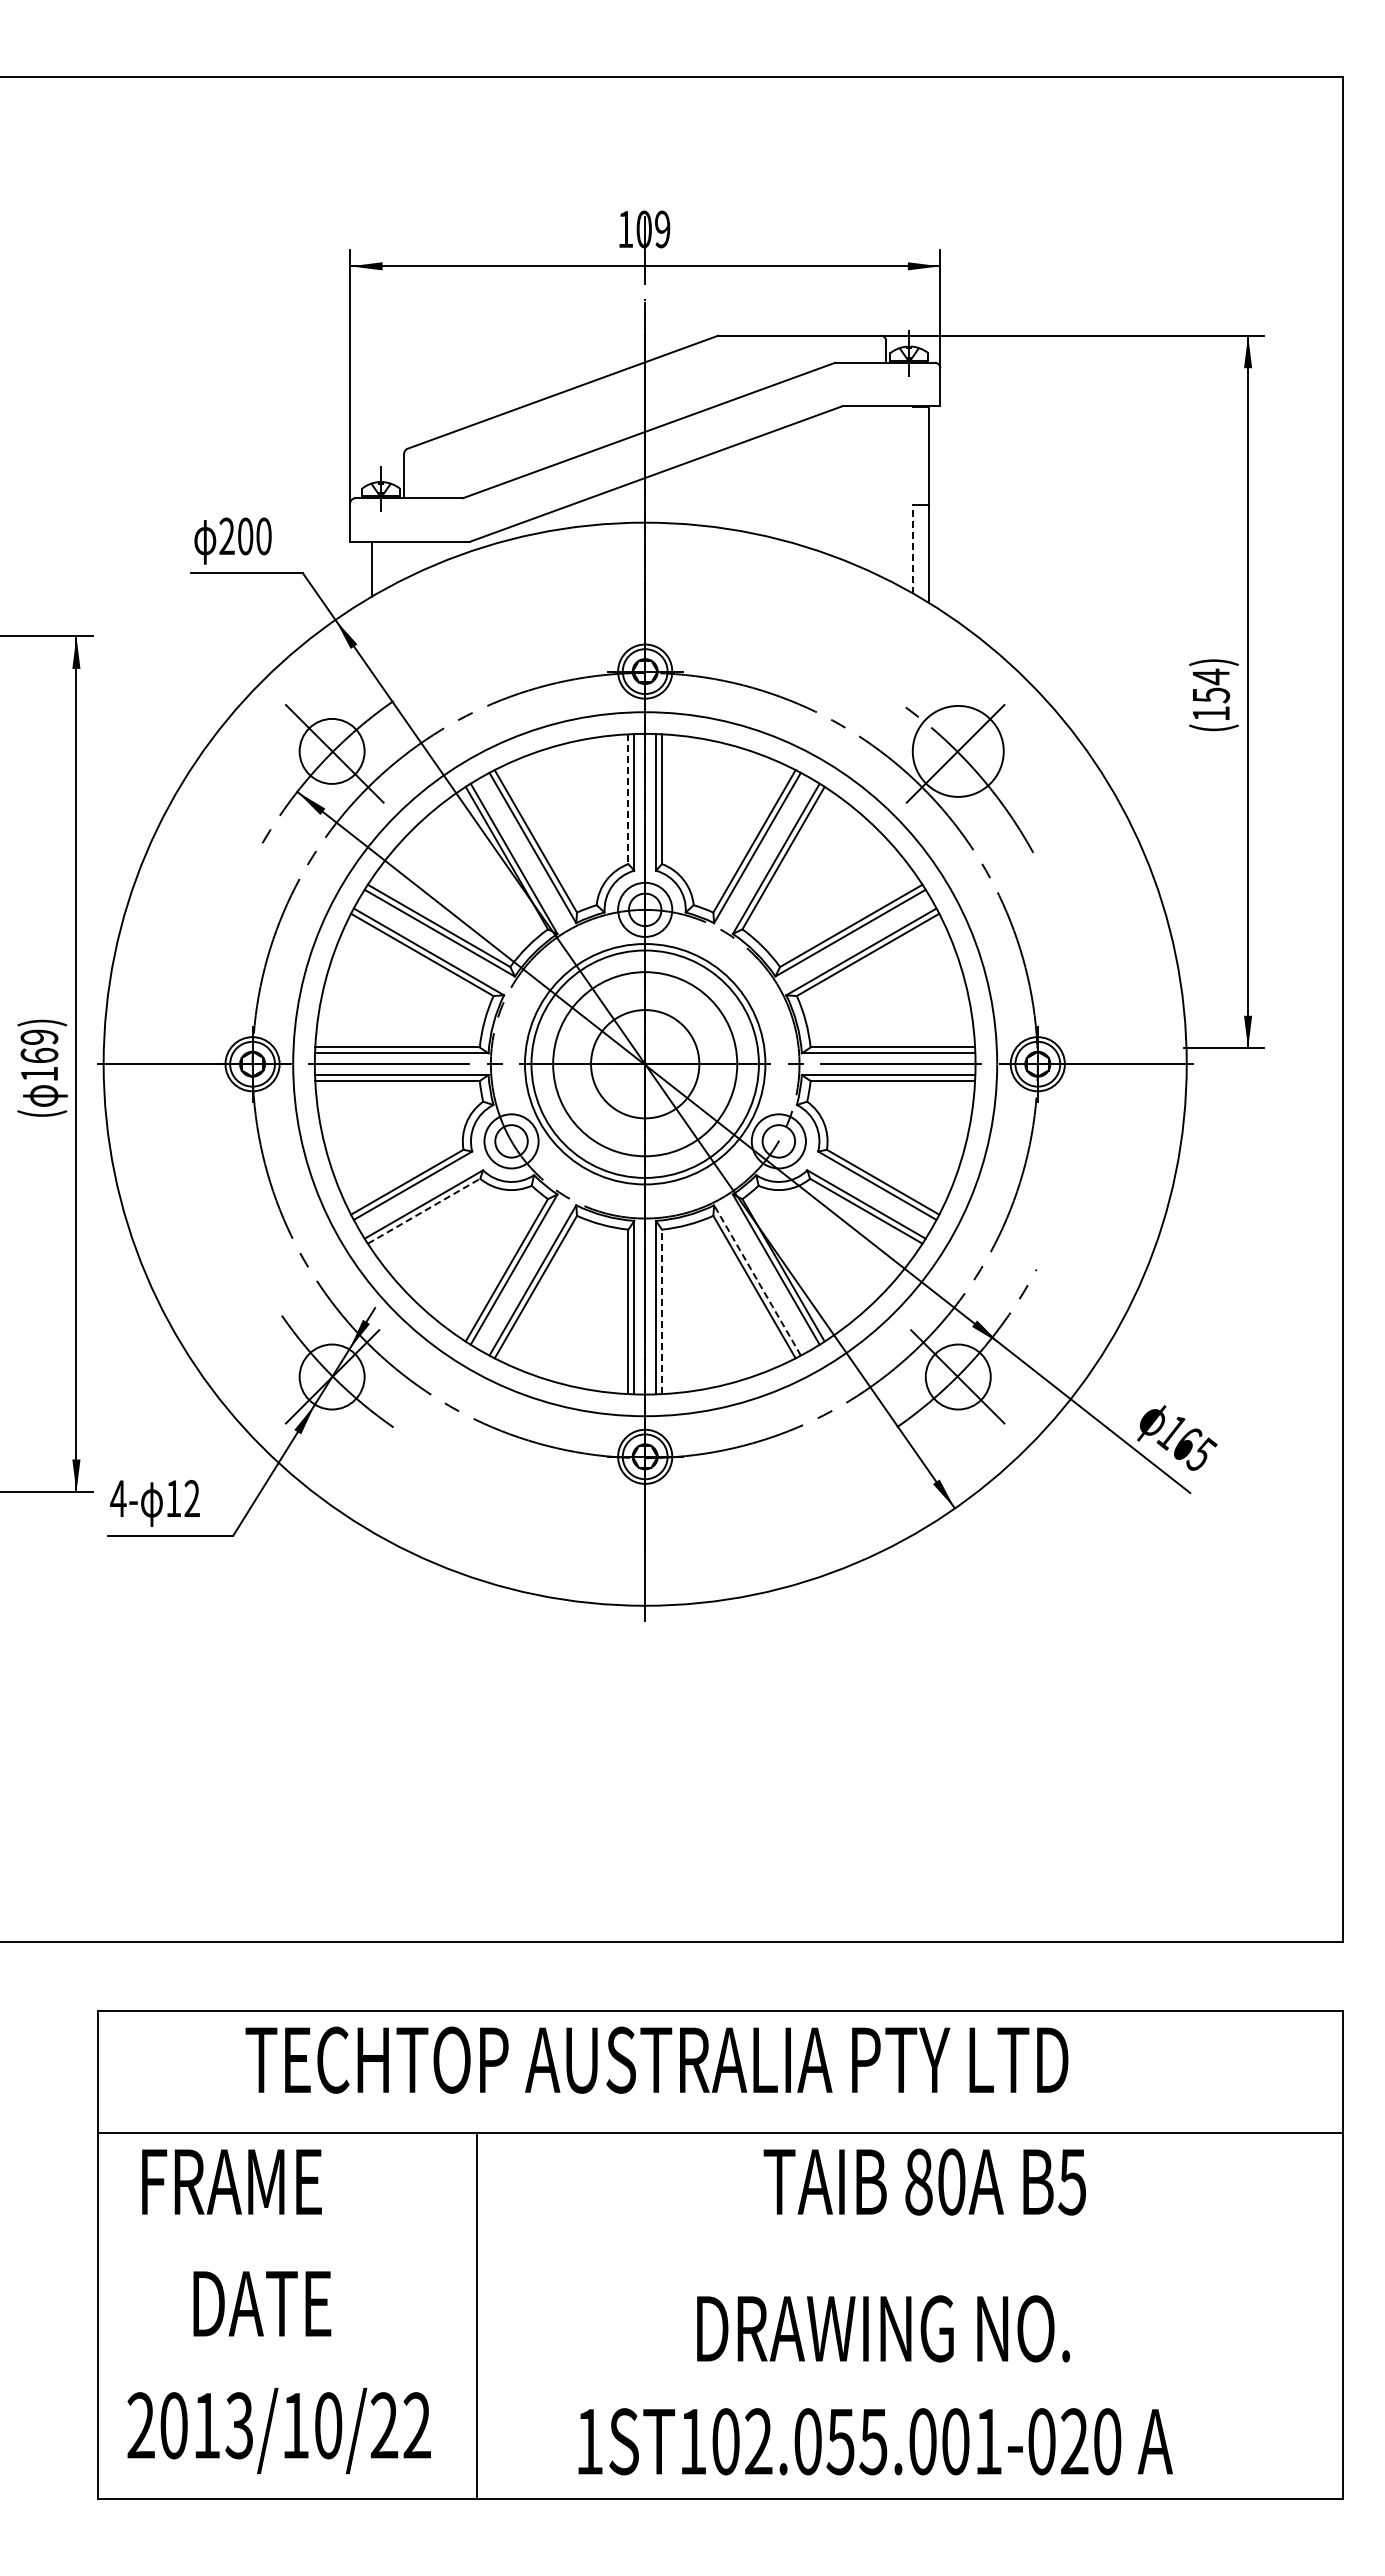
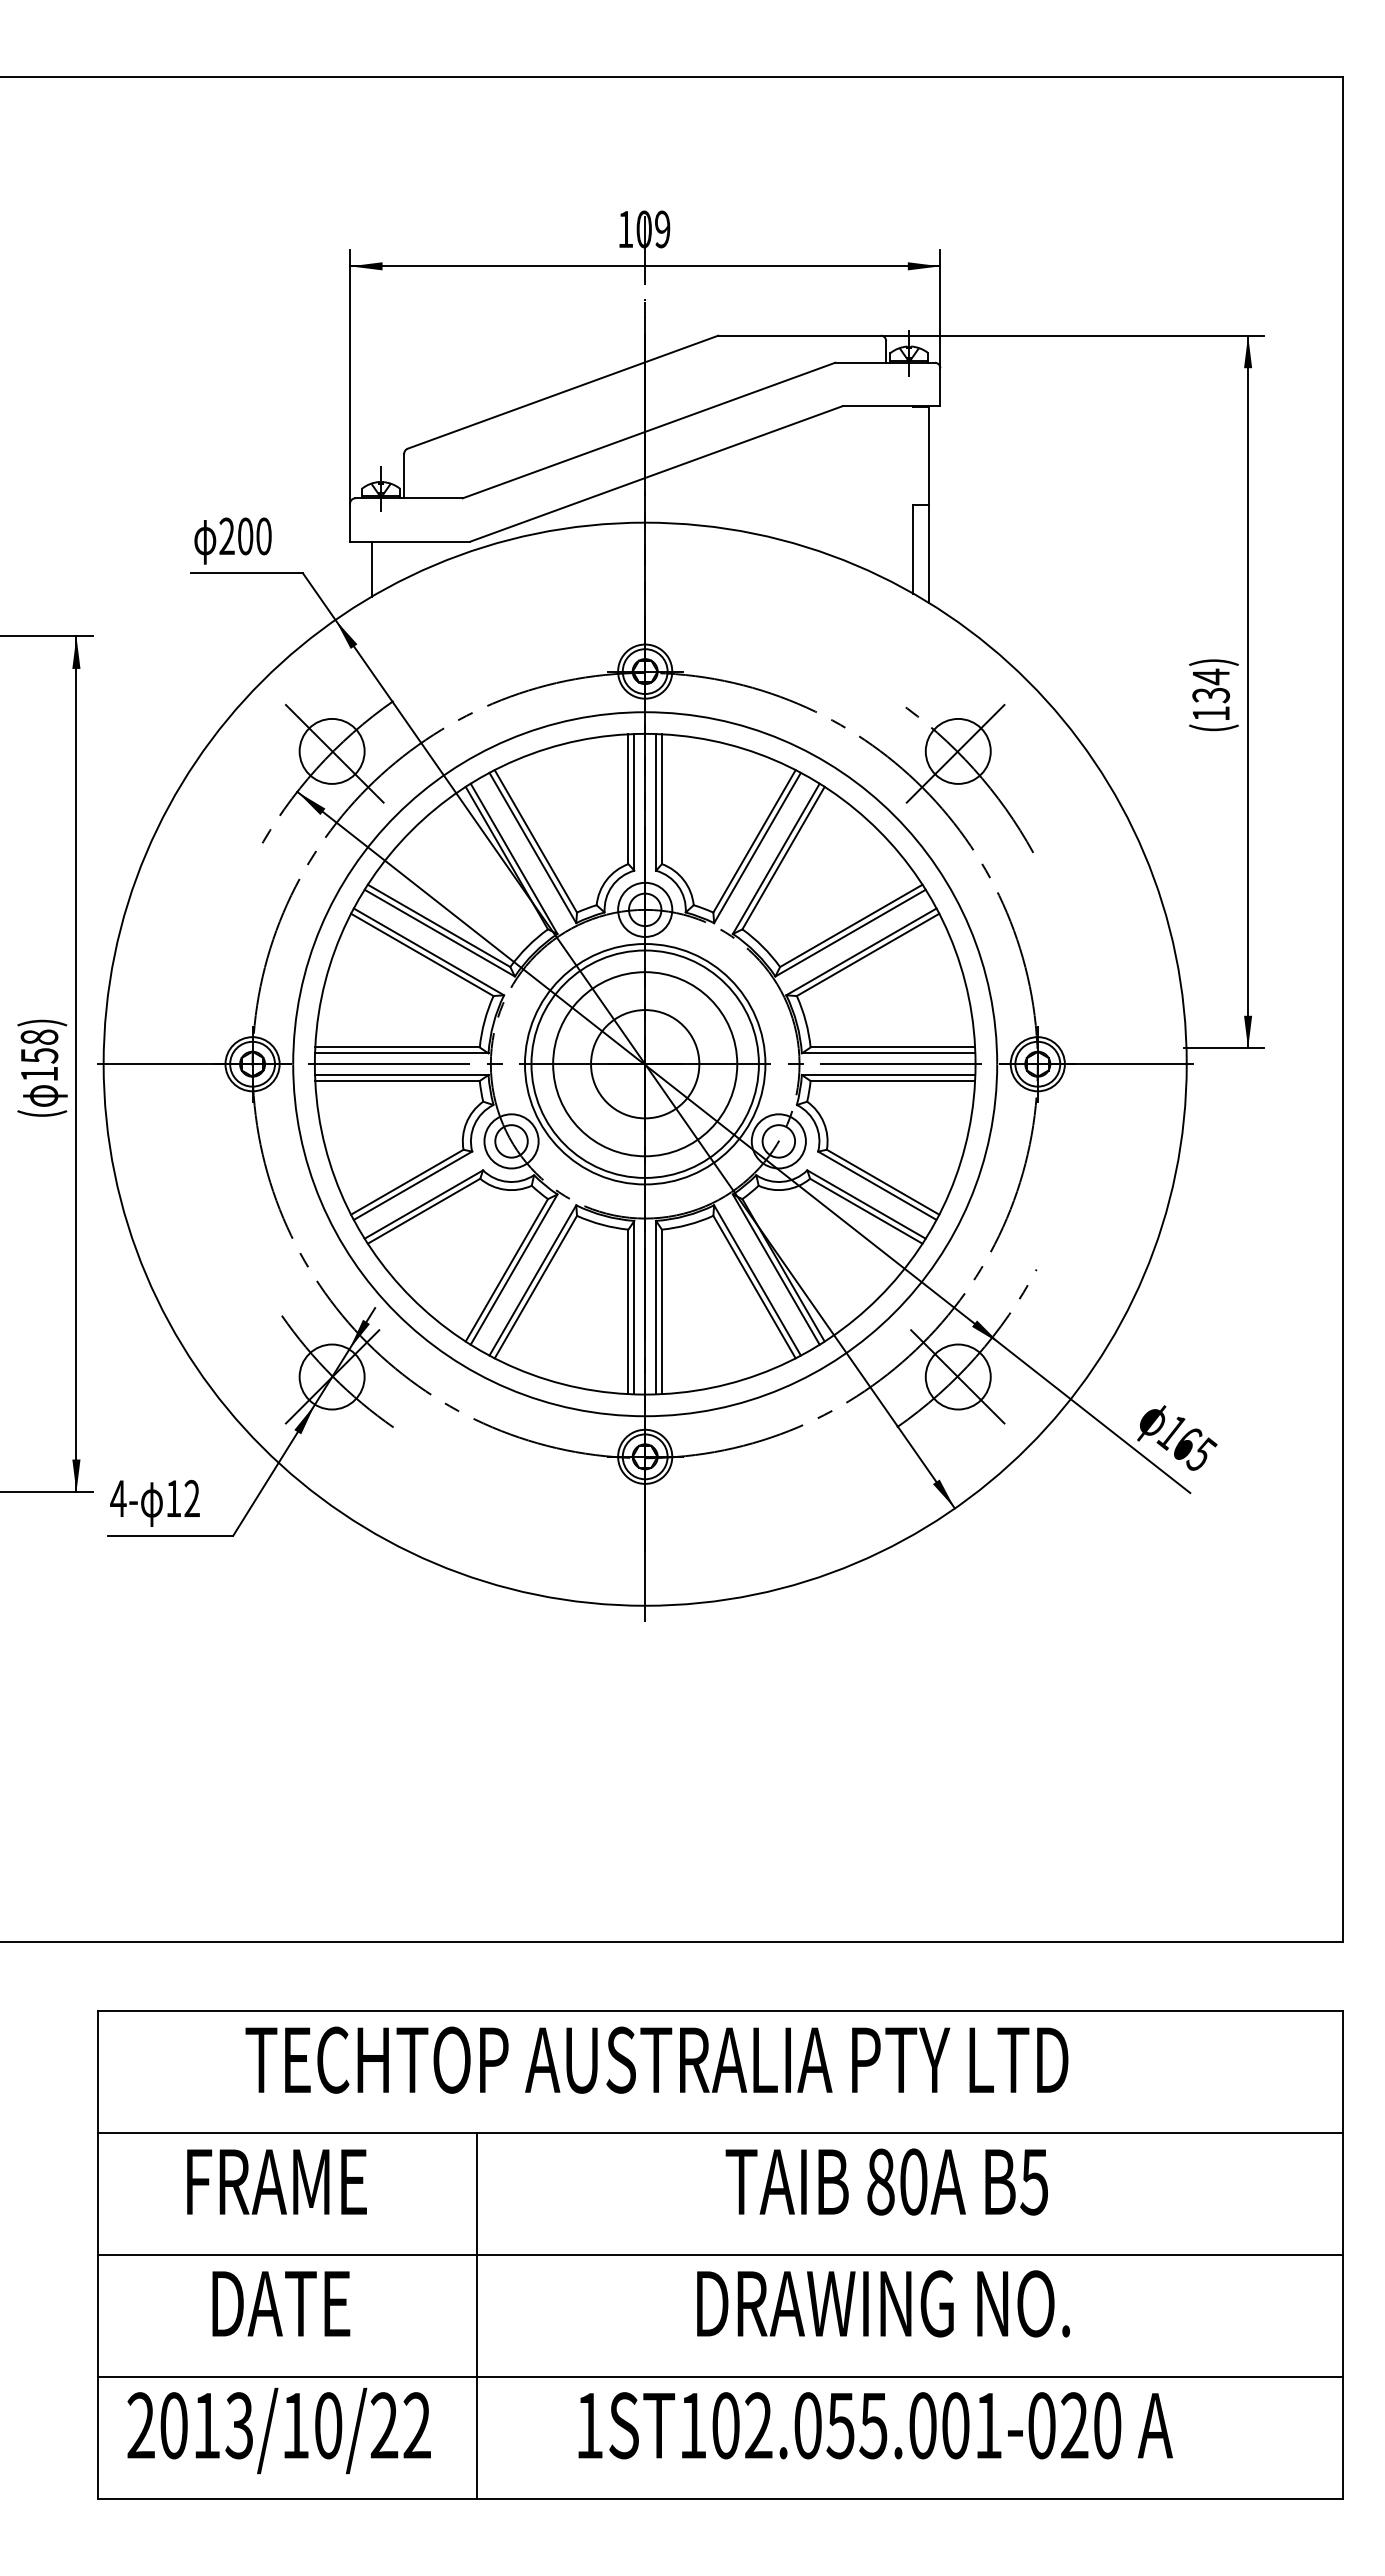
line: dashed -> solid (913, 549)
text: (154) -> (134) (1210, 695)
circle diameter: 91 px -> 65 px (957, 750)
line: dashed -> solid (628, 799)
text: 169) -> 158) (39, 1046)
line: dashed -> solid (424, 1211)
line: dashed -> solid (757, 1280)
line: dashed -> solid (661, 1311)
text position: (231, 2181) -> (276, 2181) (276, 2181)
text position: (924, 2181) -> (886, 2181) (886, 2181)
line: none -> present (720, 2255)
text position: (262, 2303) -> (281, 2303) (281, 2303)
text position: (883, 2328) -> (883, 2303) (883, 2303)
line: none -> present (720, 2376)
text position: (875, 2441) -> (875, 2425) (875, 2425)
